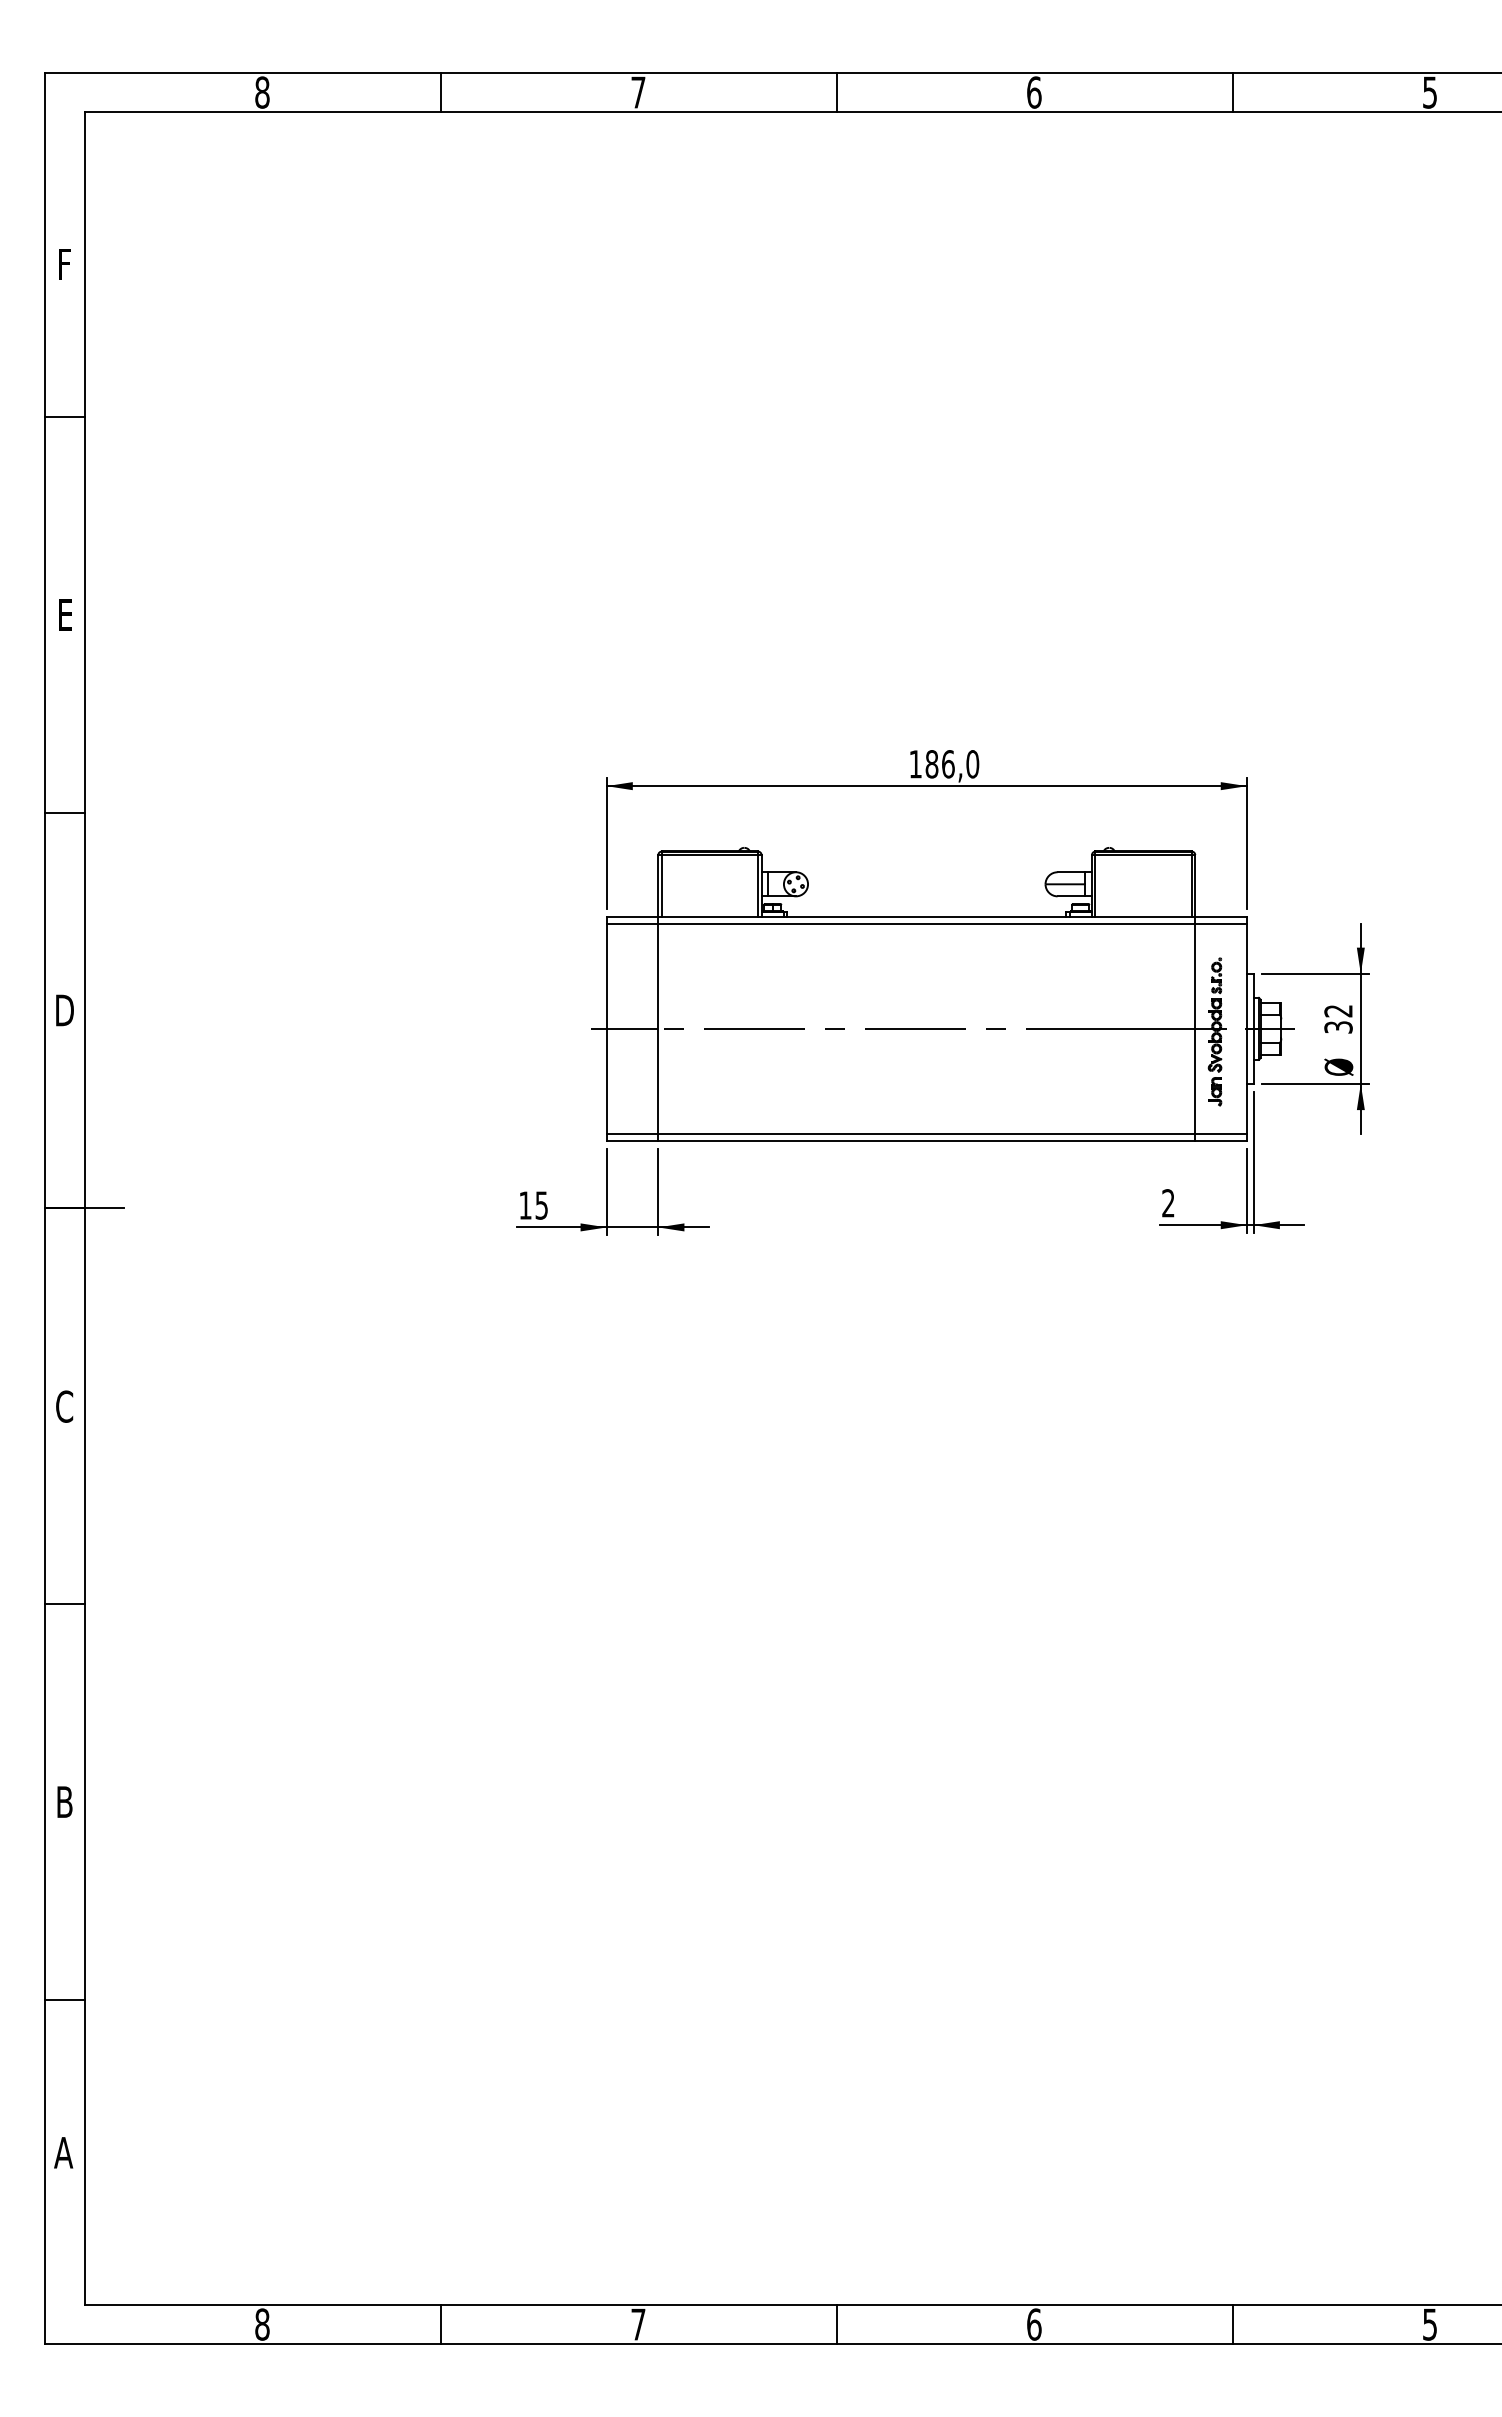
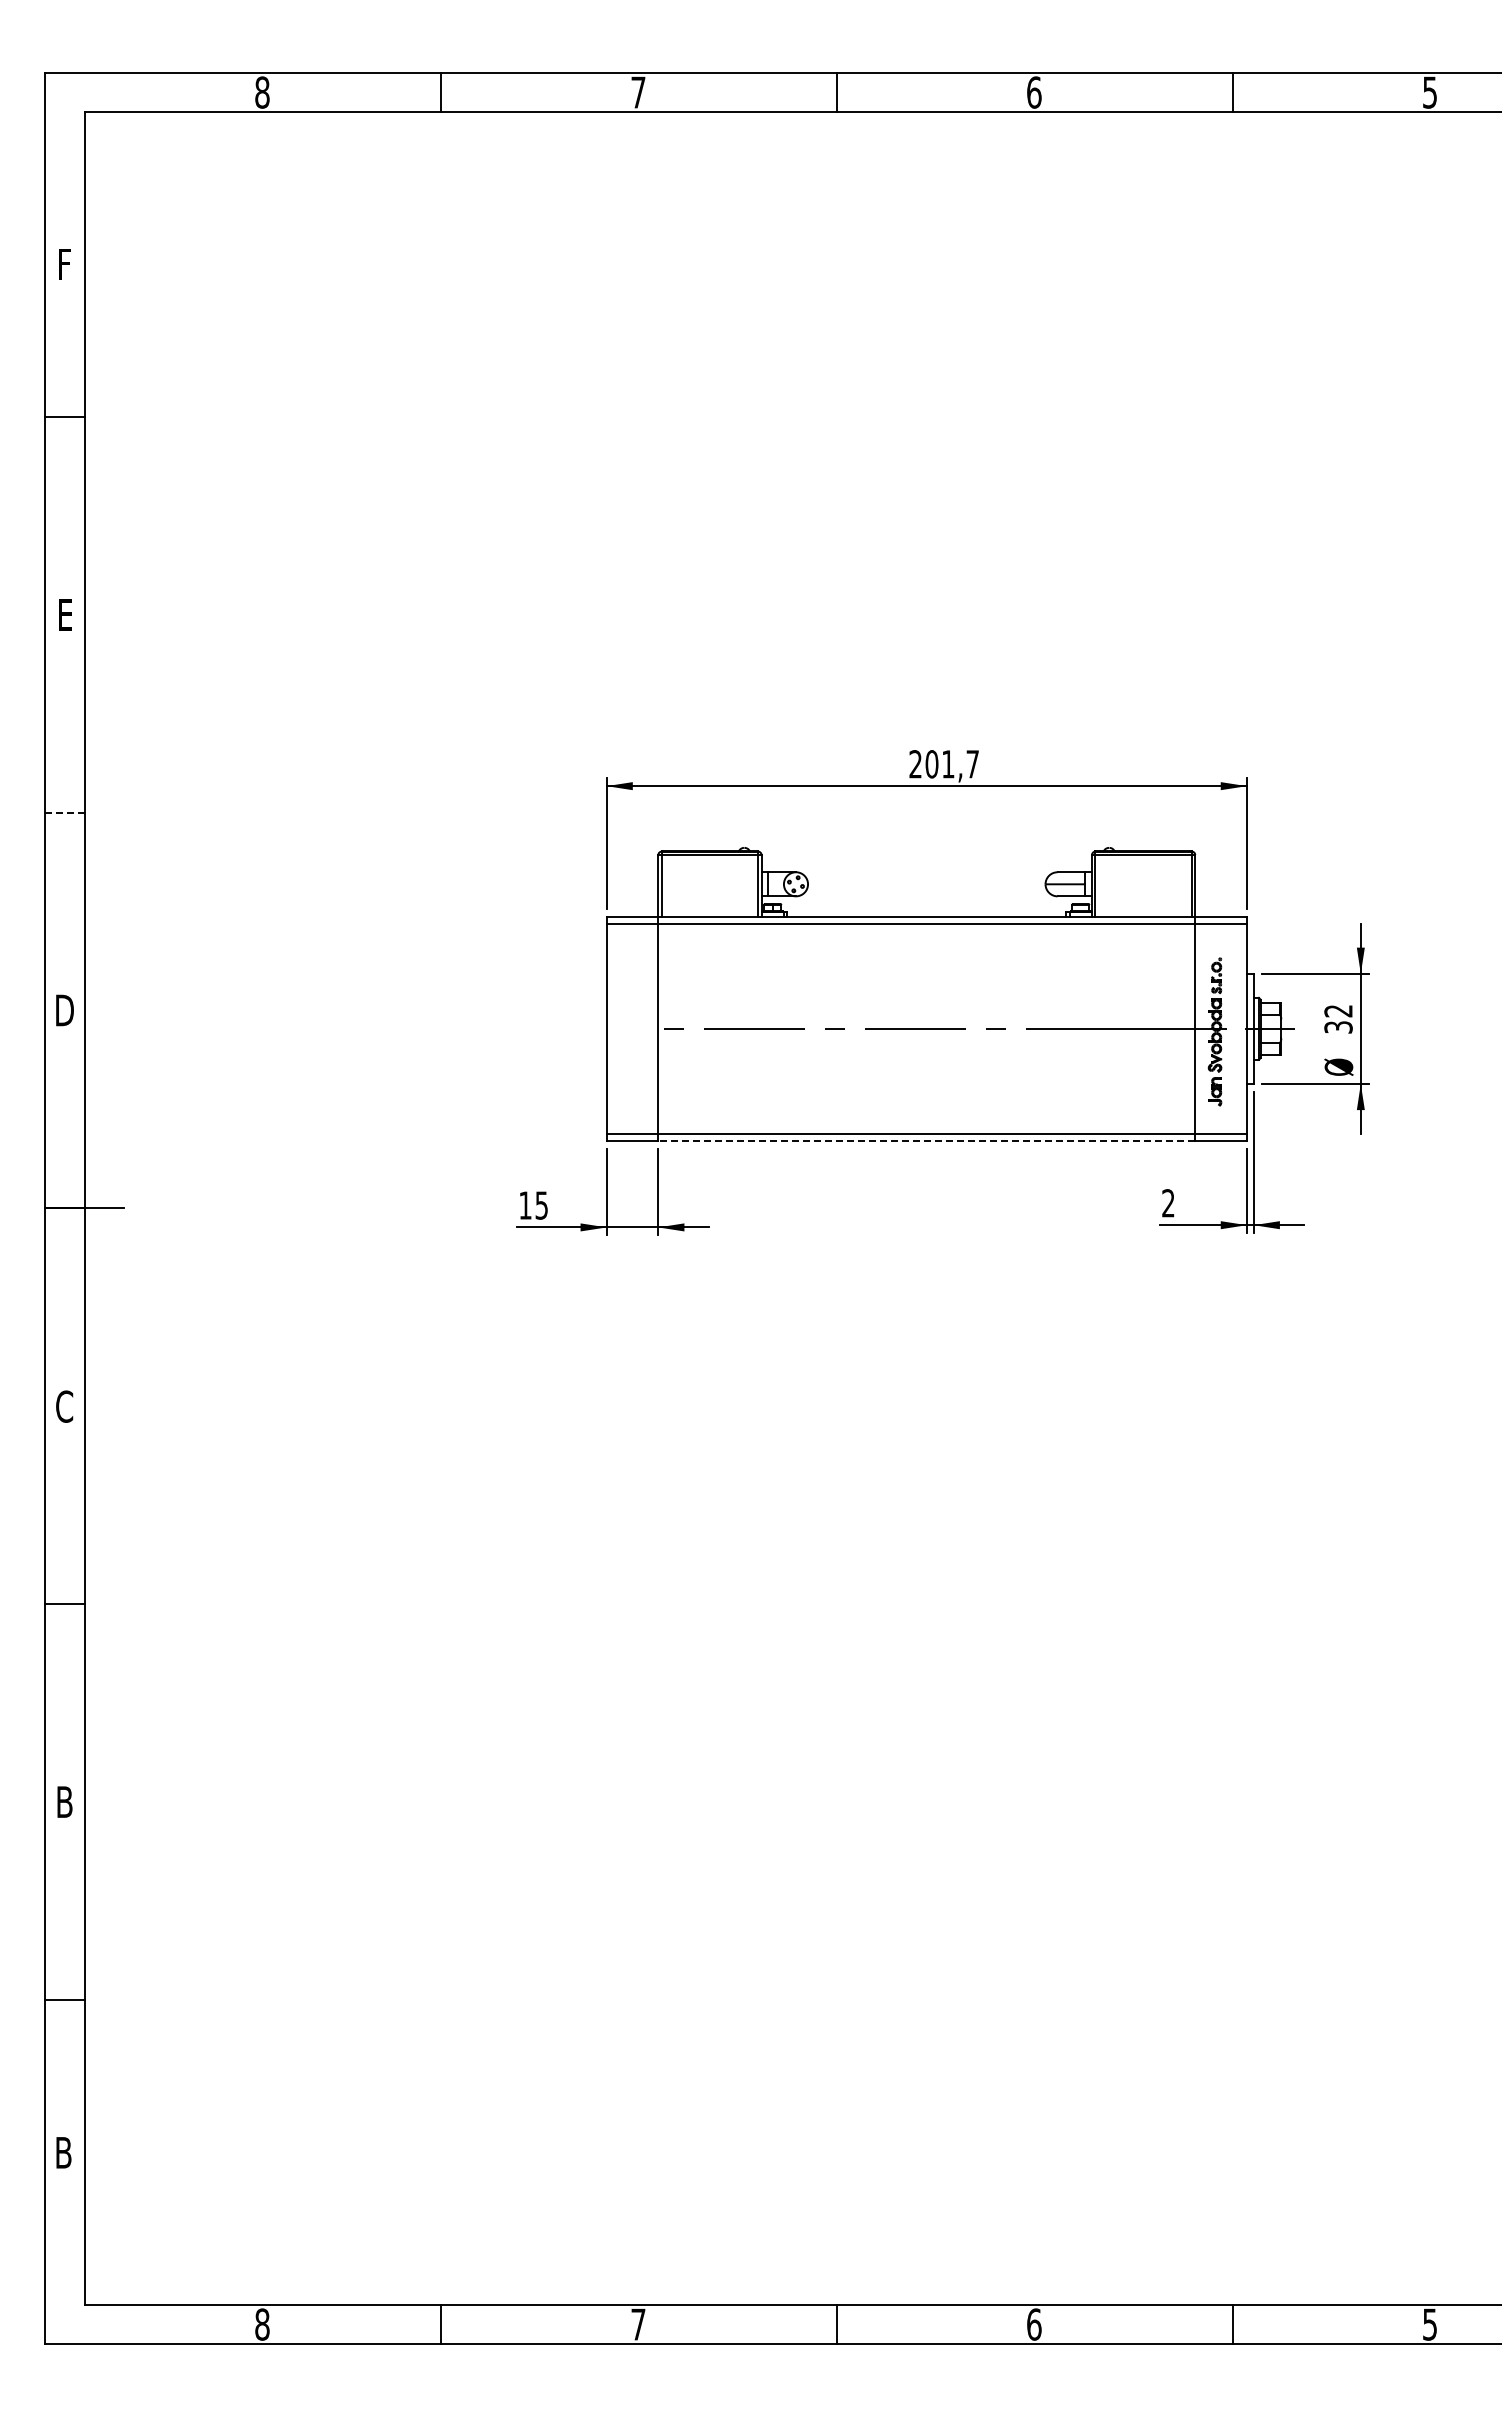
text: 186,0 -> 201,7 (944, 764)
line: solid -> dashed (64, 812)
line: present -> none (624, 1028)
line: solid -> dashed (926, 1140)
text: A -> B (63, 2152)
